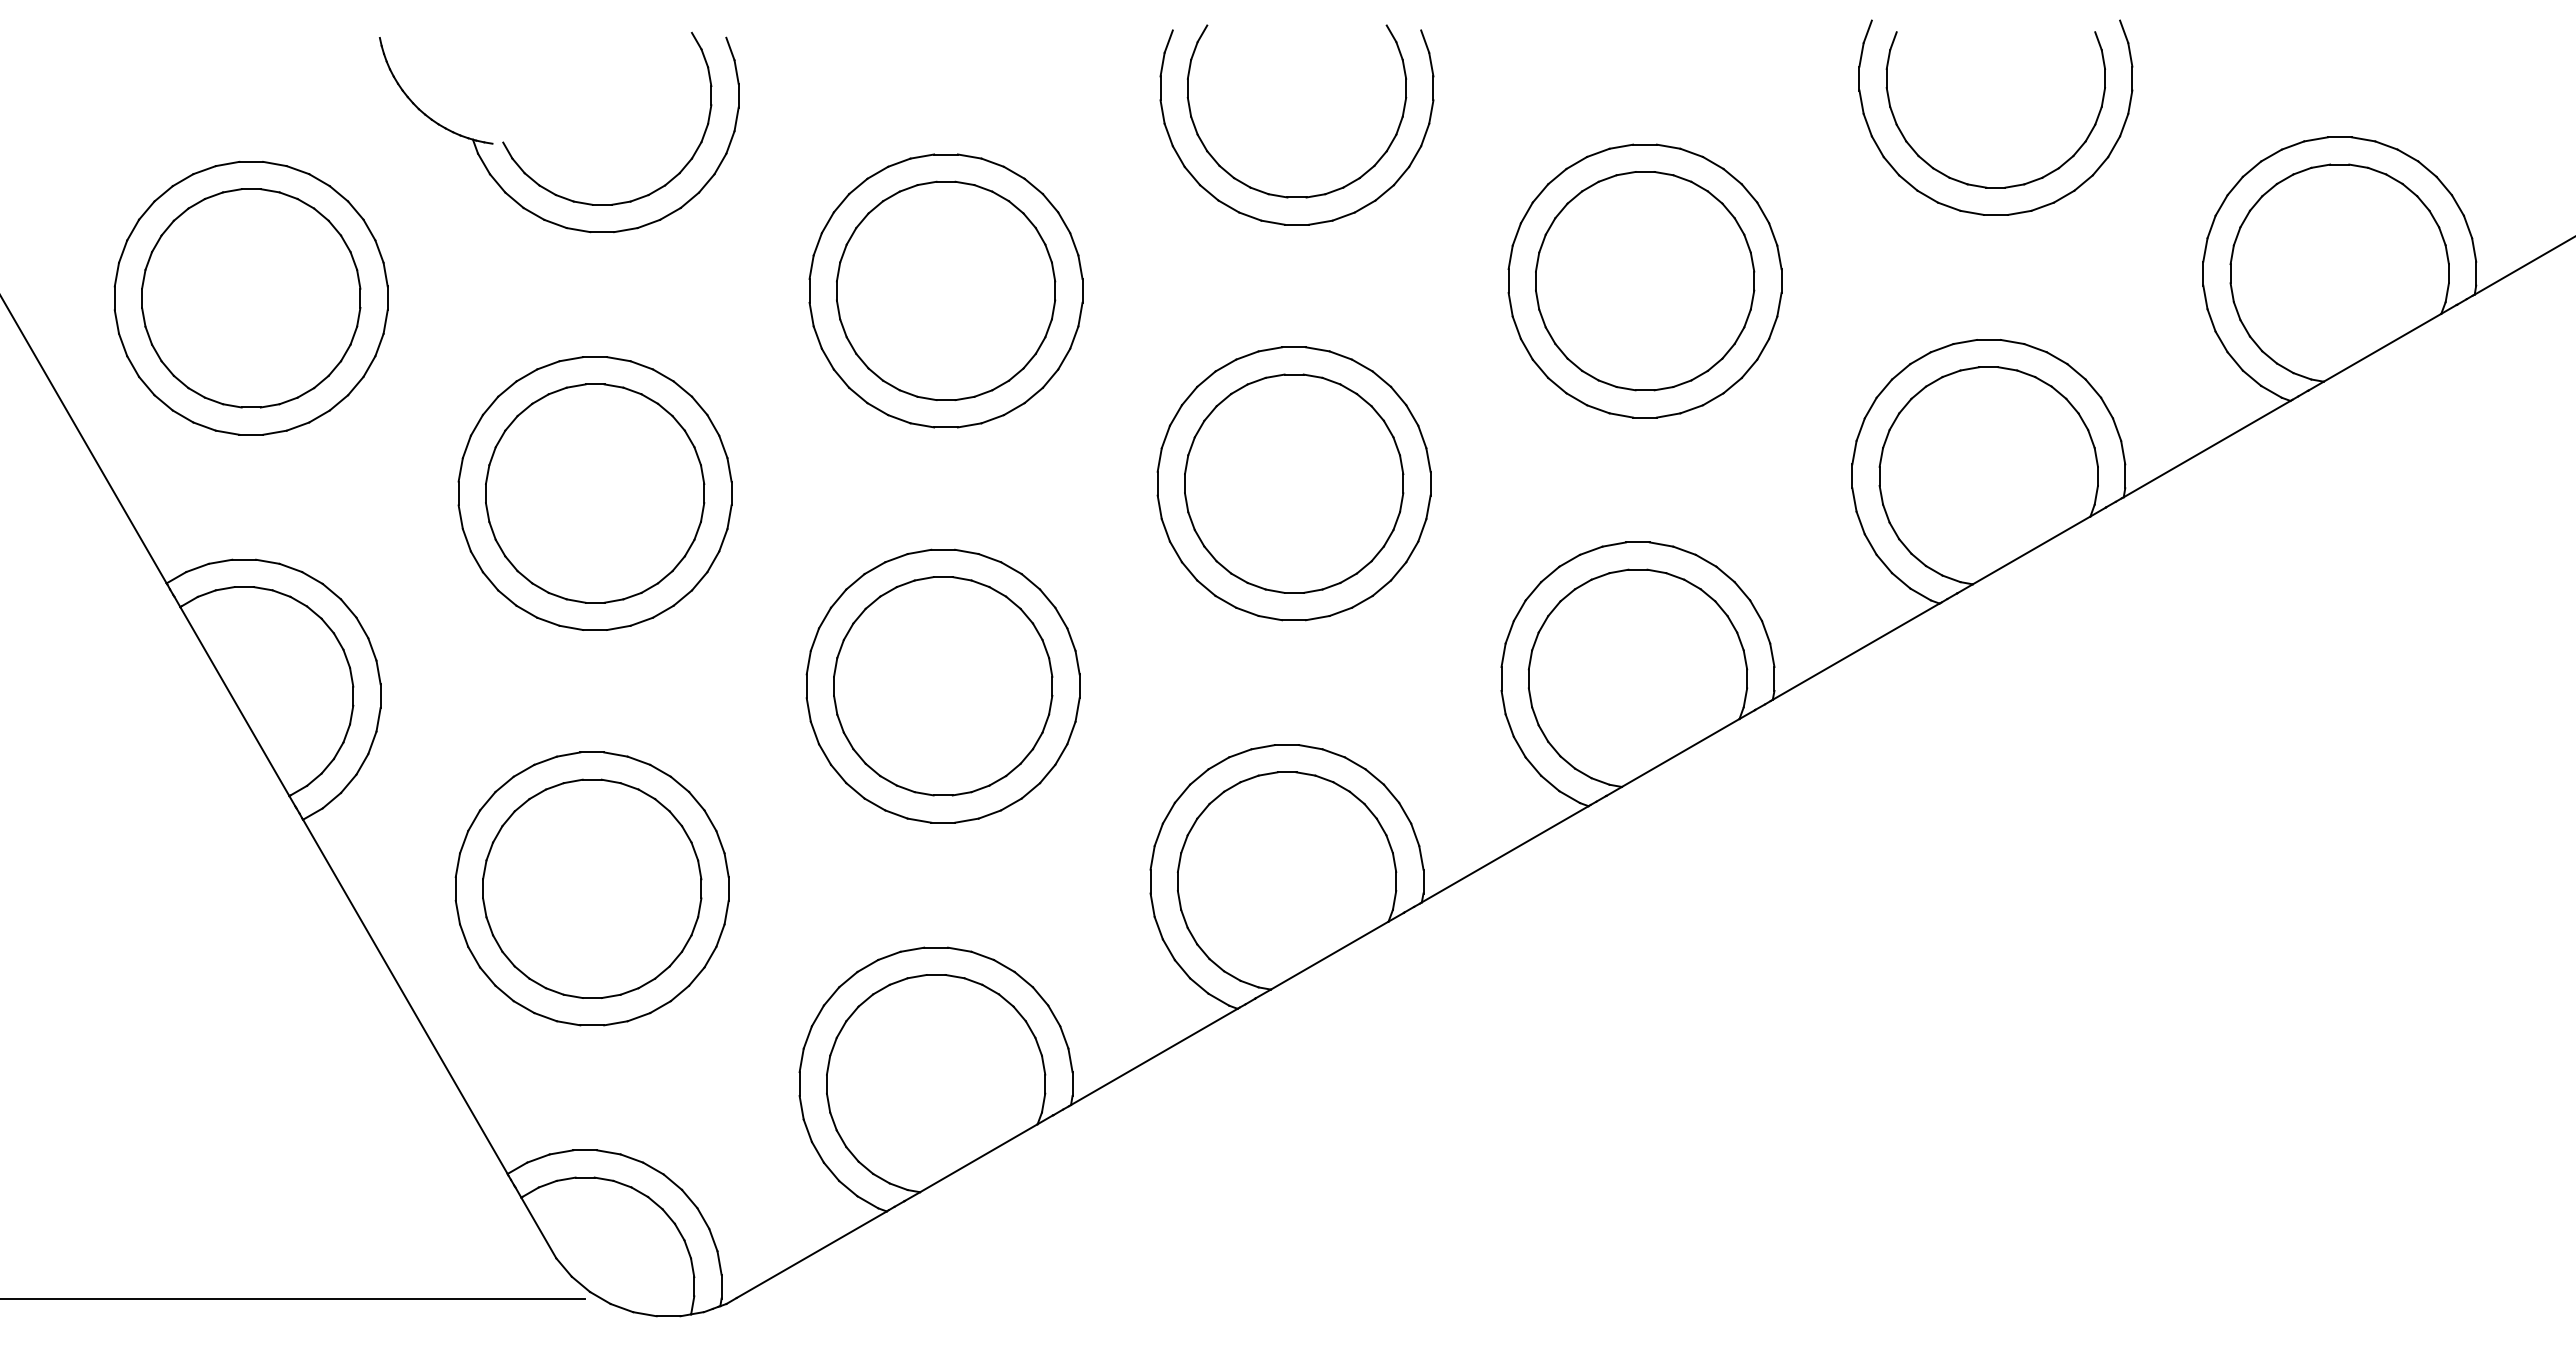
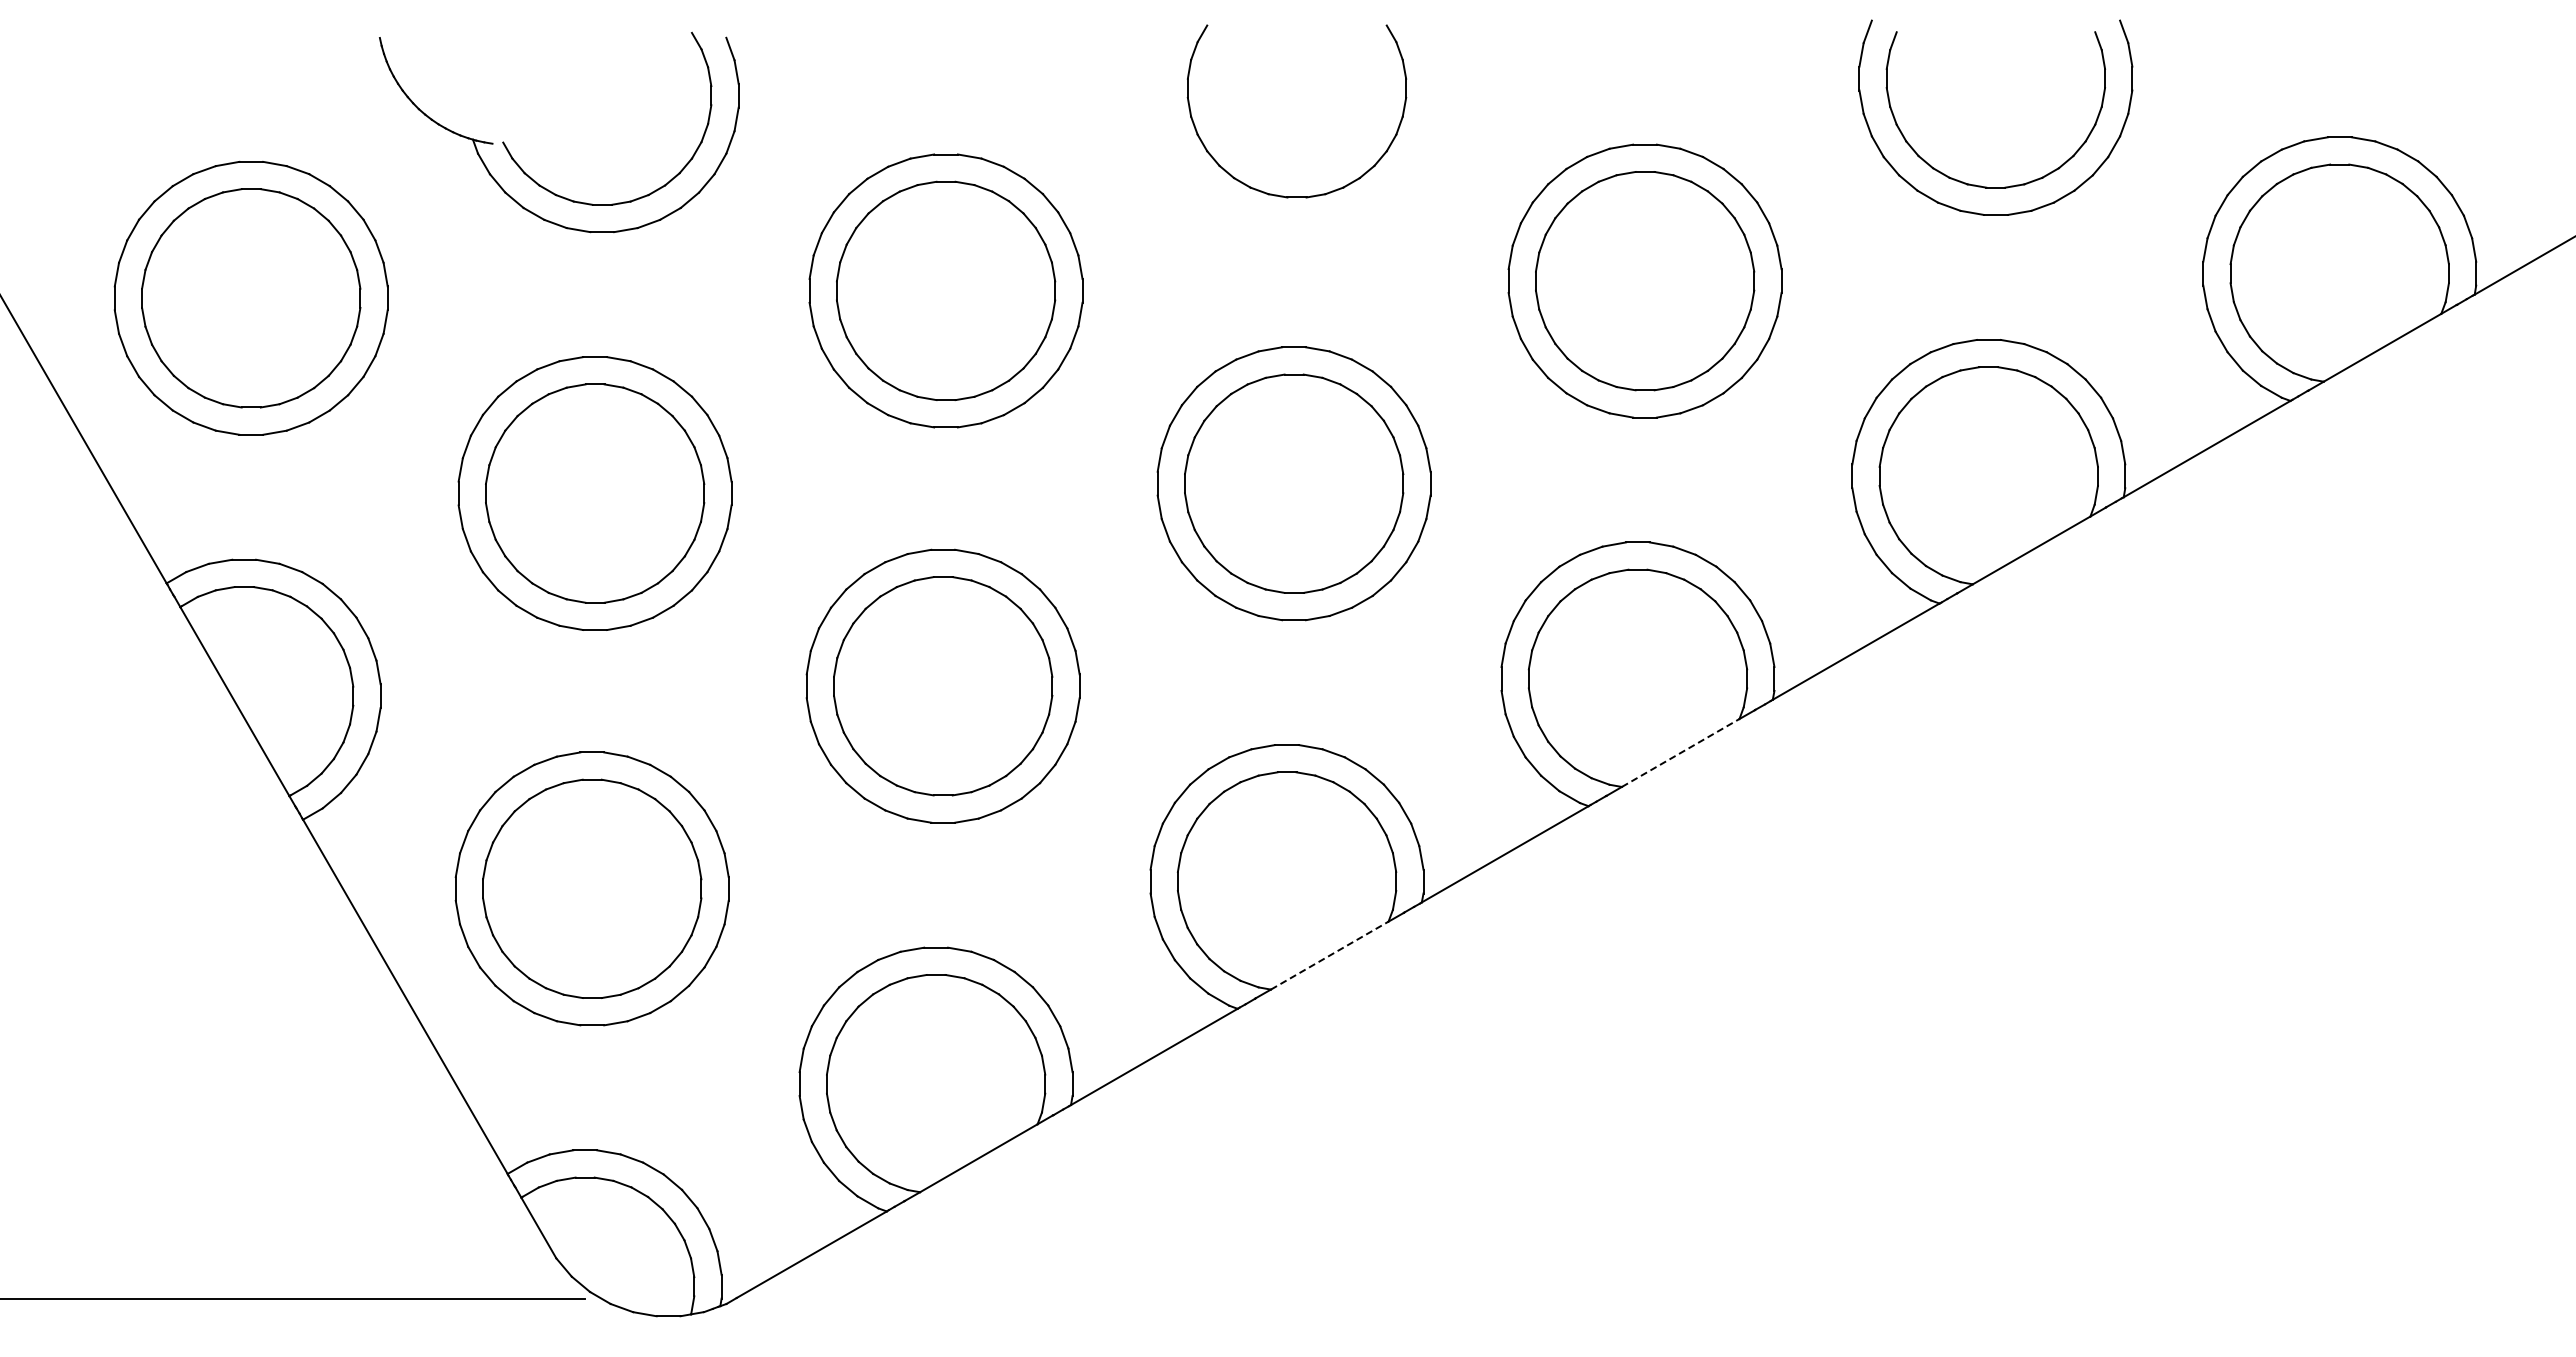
part: present -> none (1279, 222)
line: solid -> dashed (1680, 752)
line: solid -> dashed (1329, 955)
